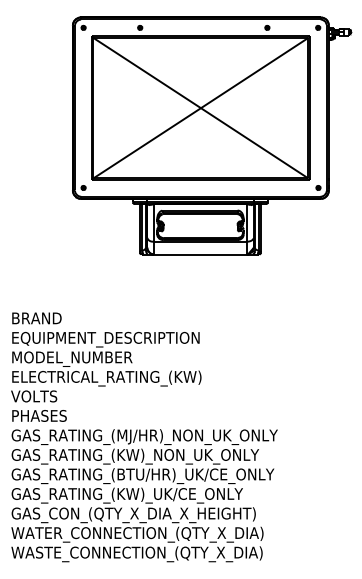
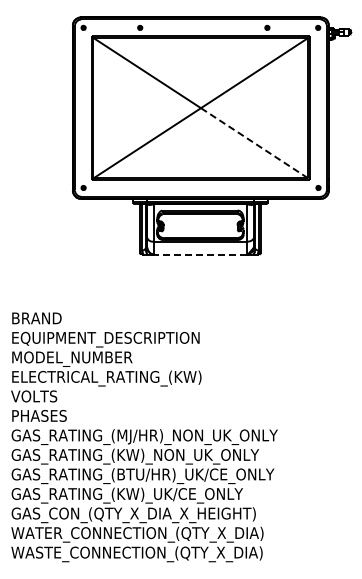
line: solid -> dashed (255, 143)
line: solid -> dashed (199, 254)
